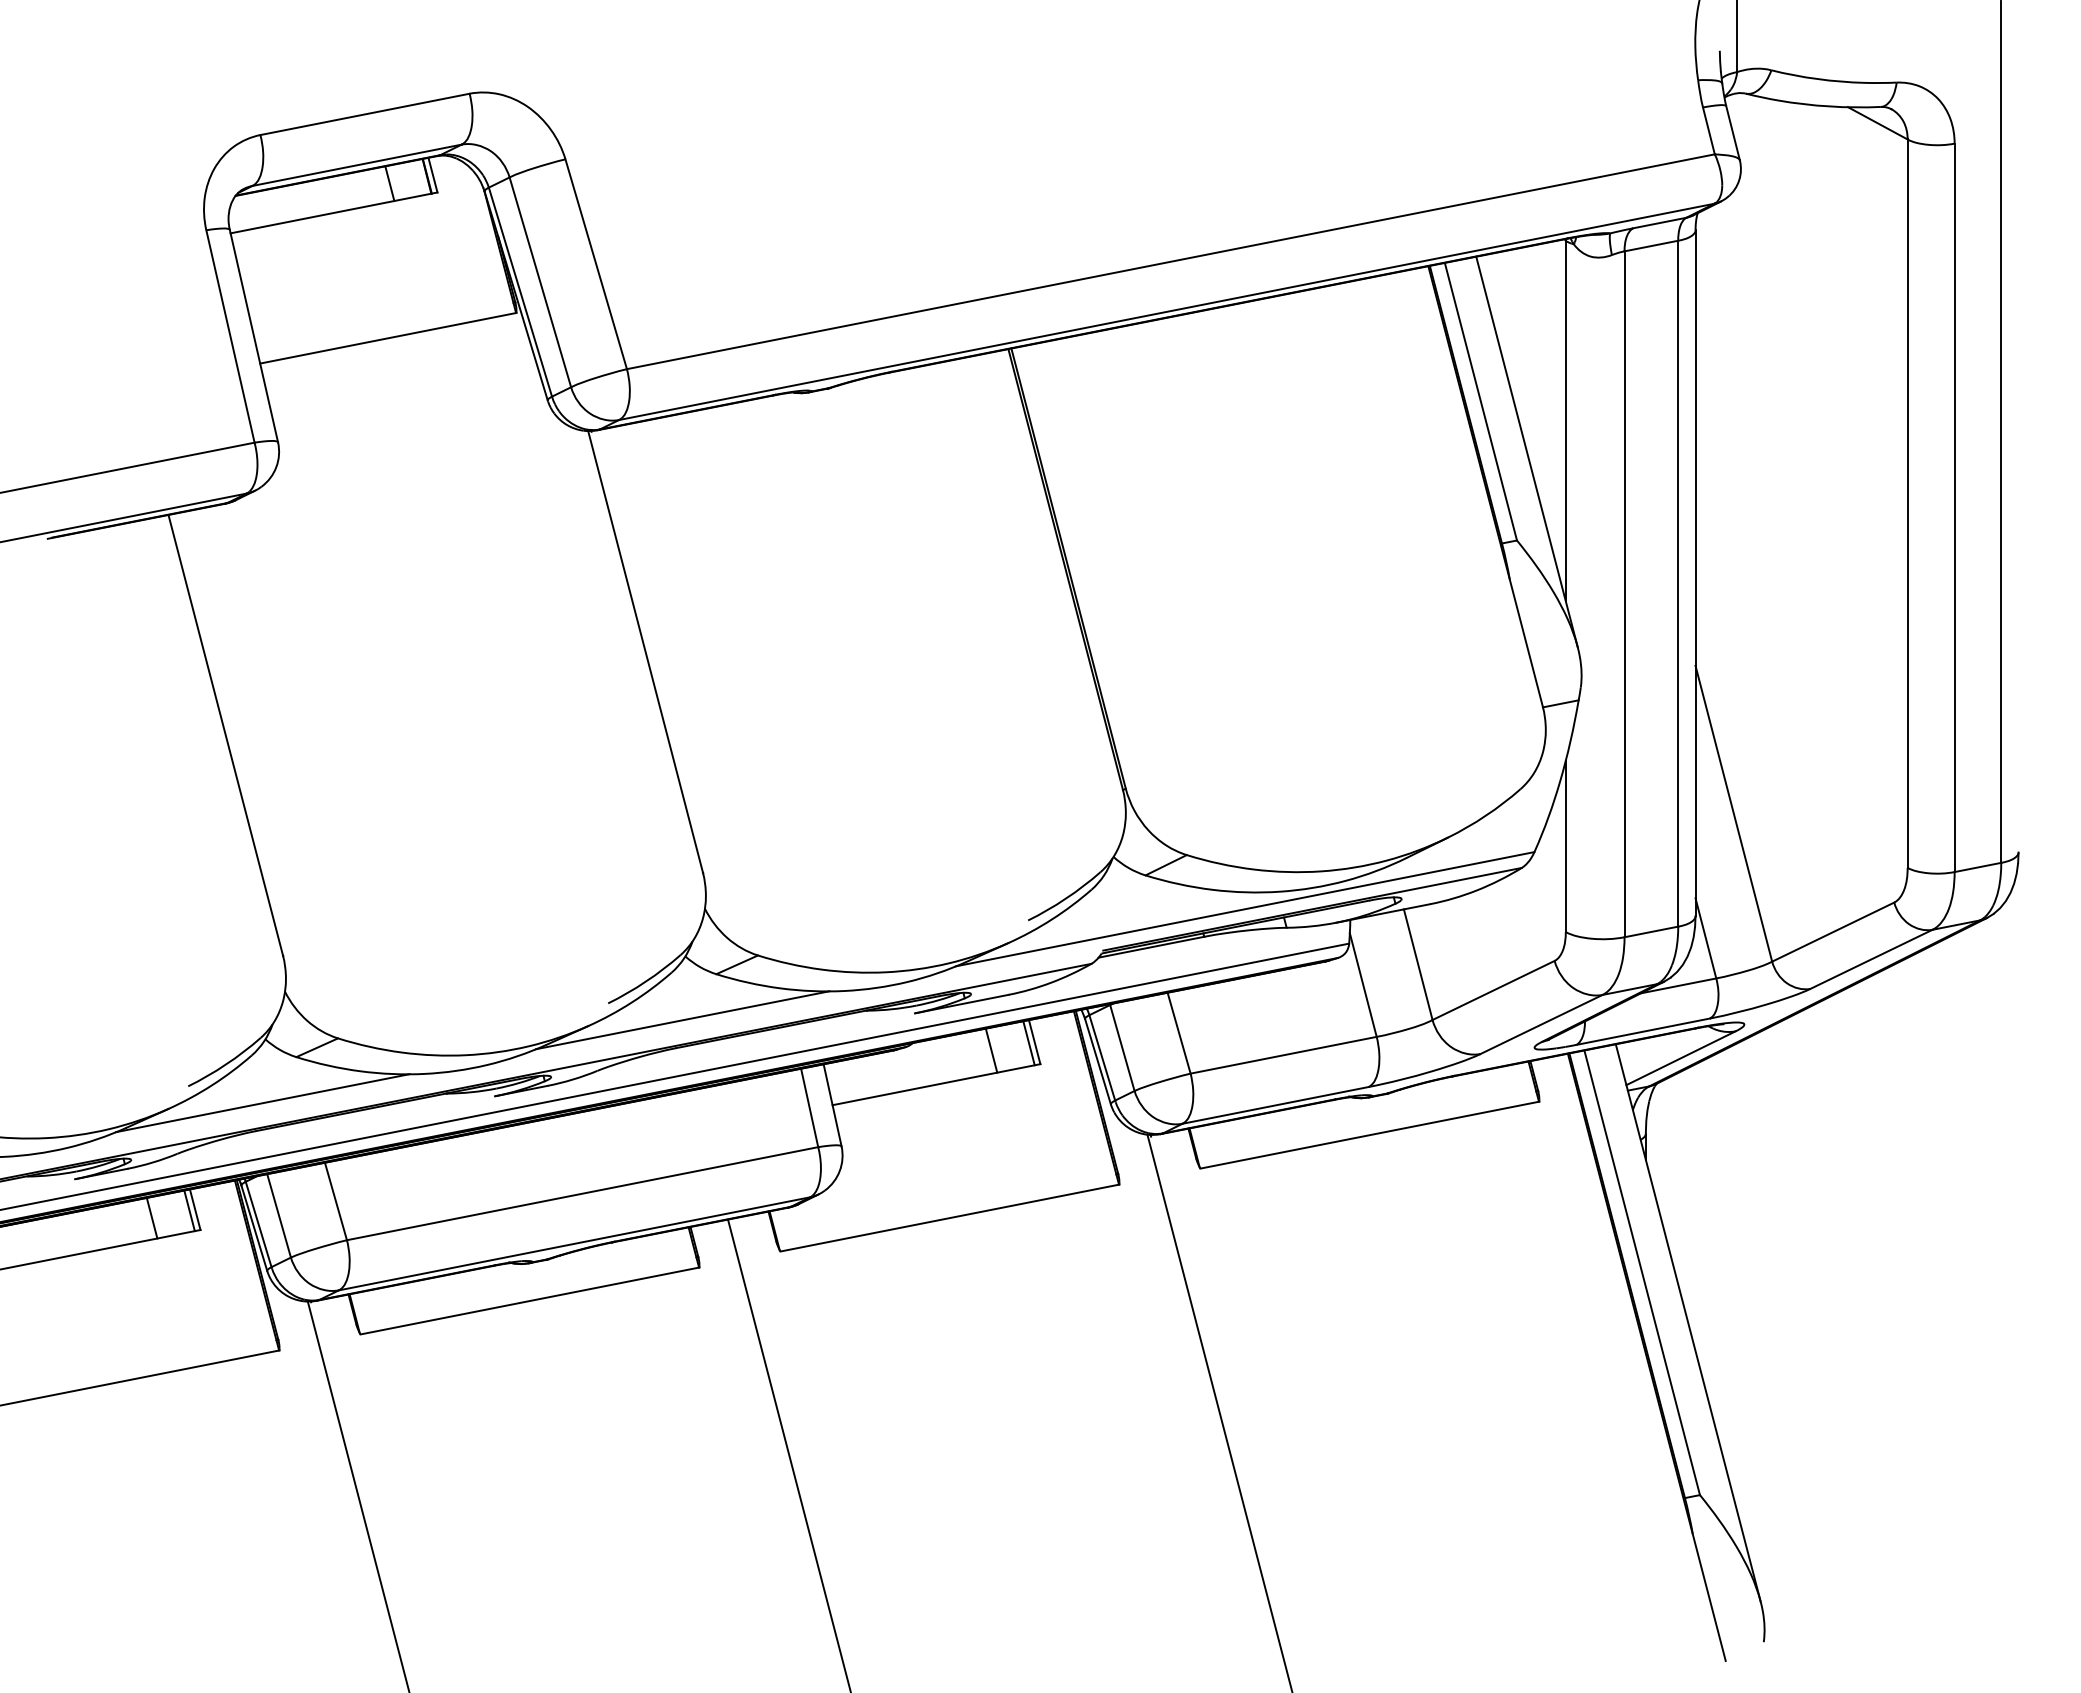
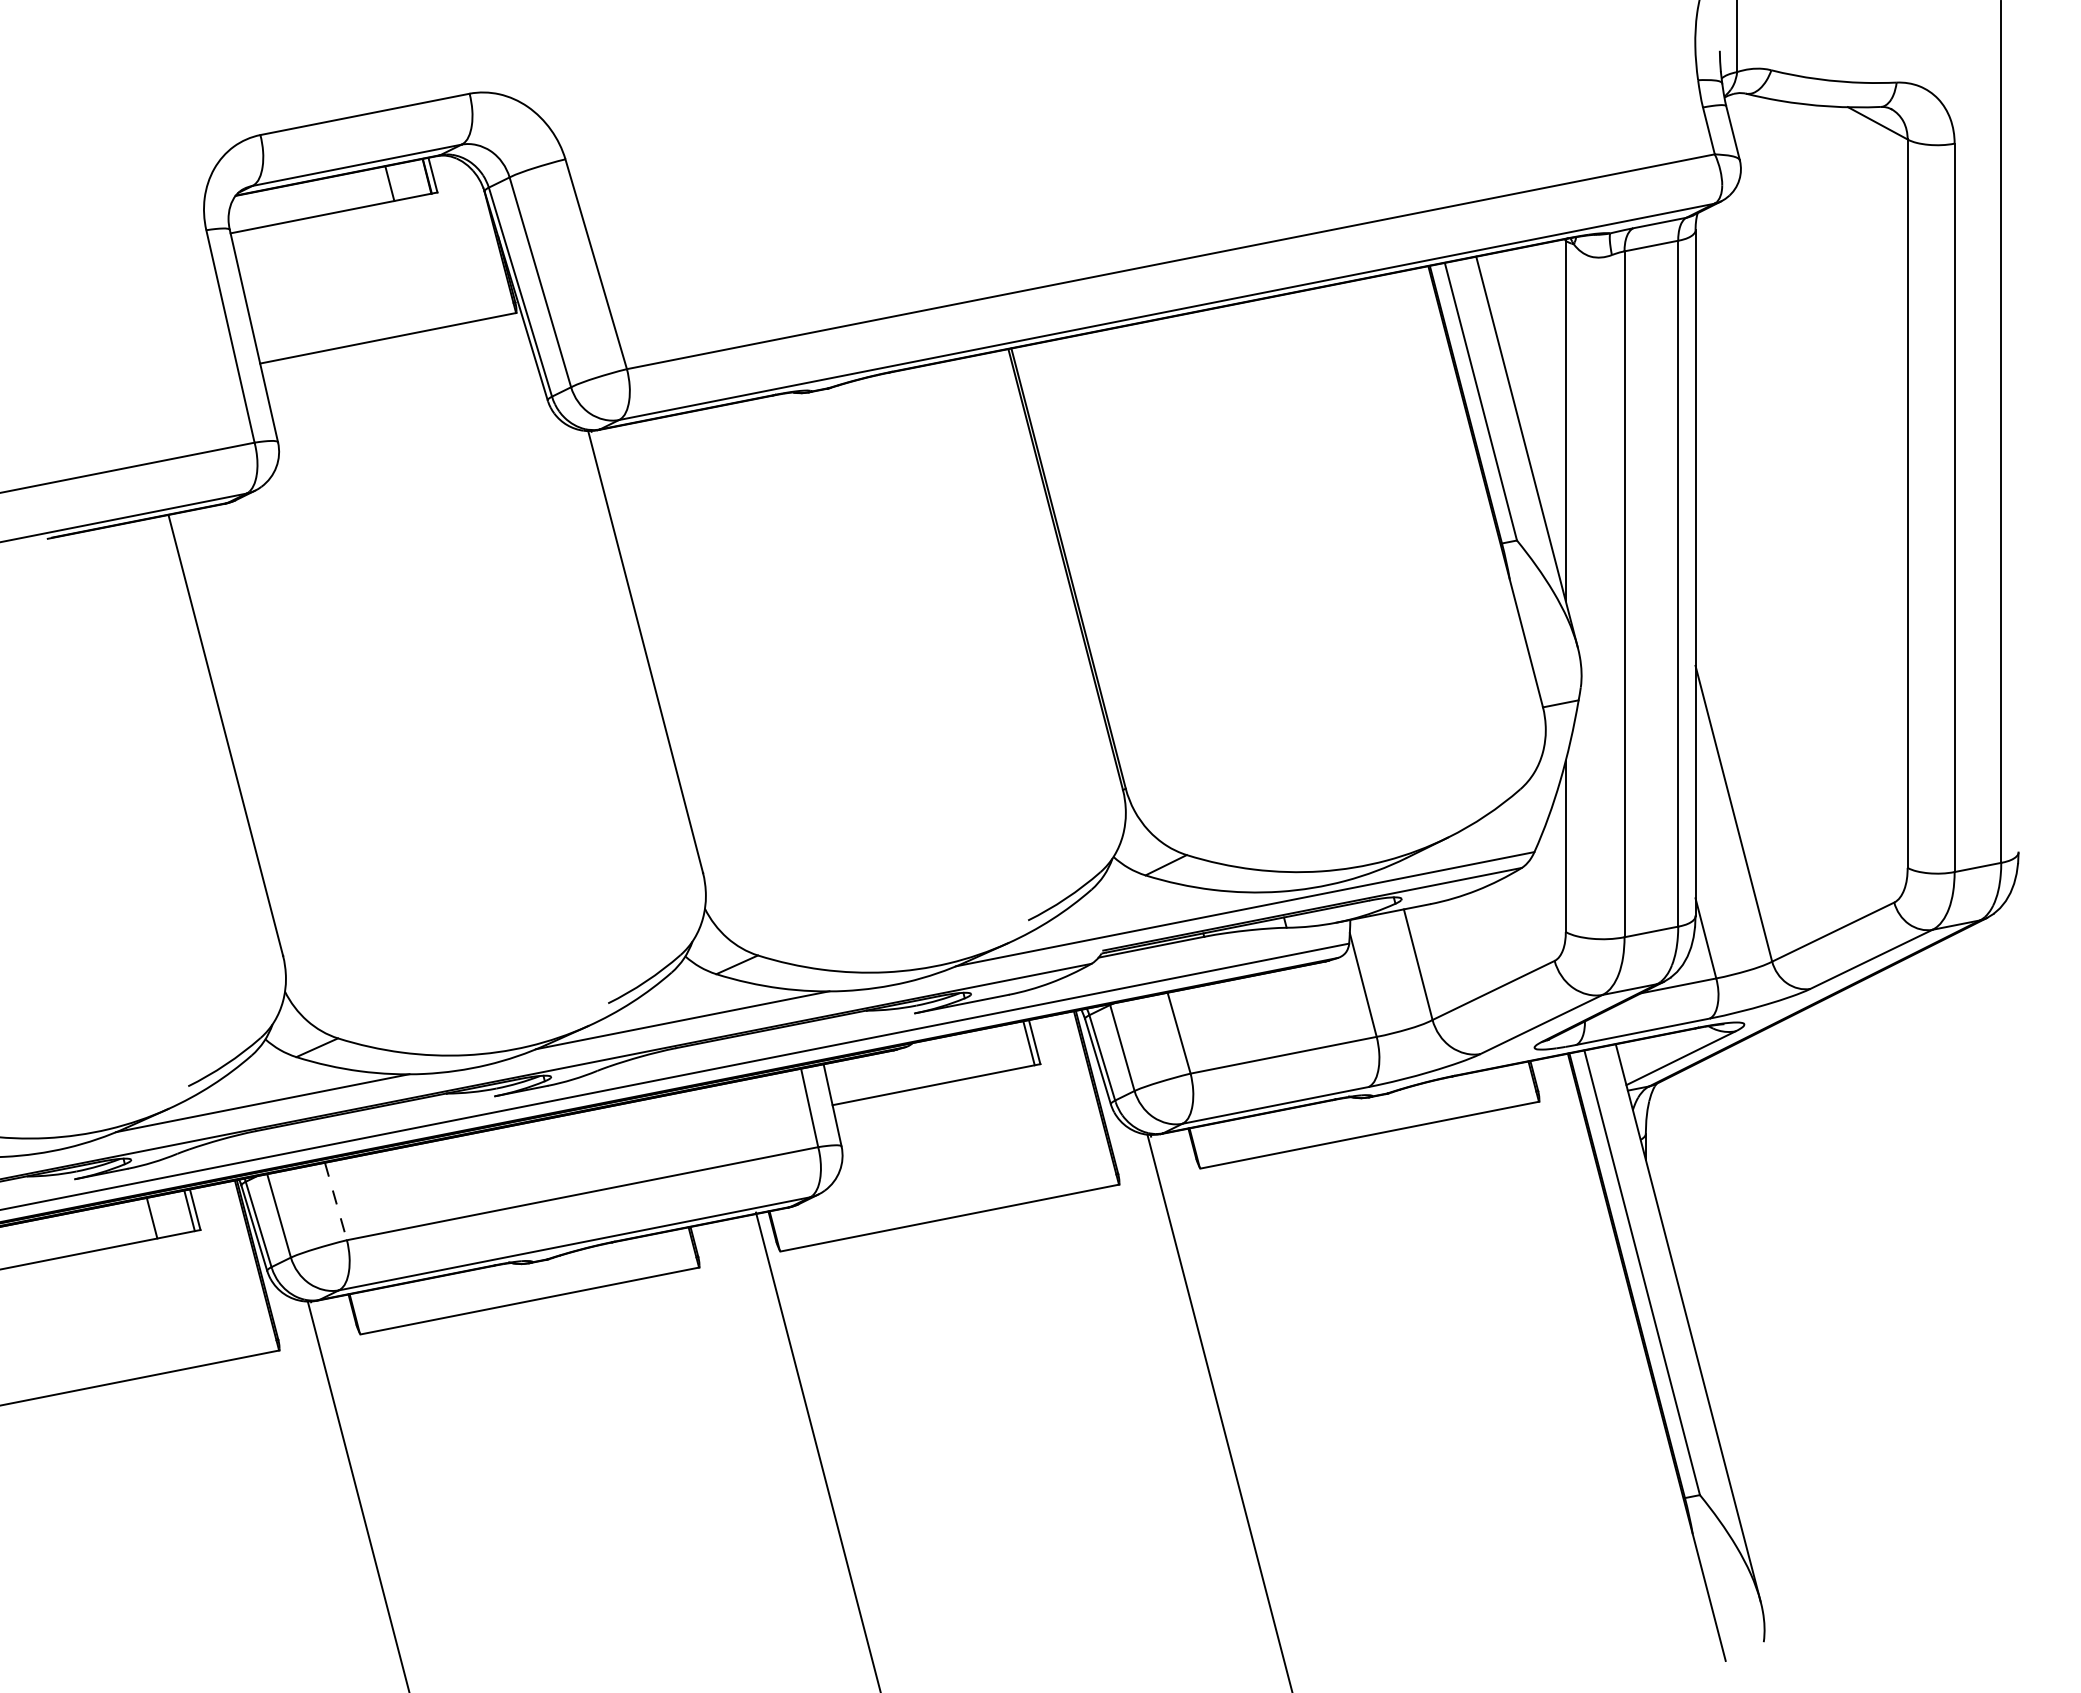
line: present -> none (991, 1050)
line: solid -> dashed (336, 1201)
line position: (789, 1454) -> (817, 1450) (817, 1450)
